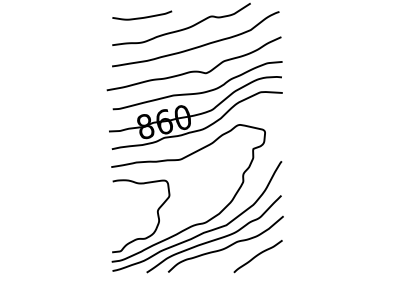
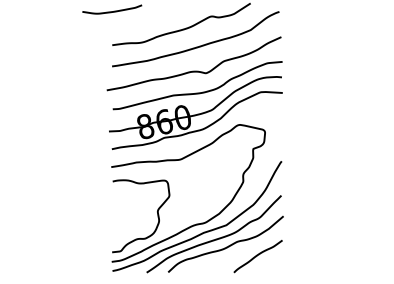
curve position: (142, 17) -> (112, 11) (112, 11)
